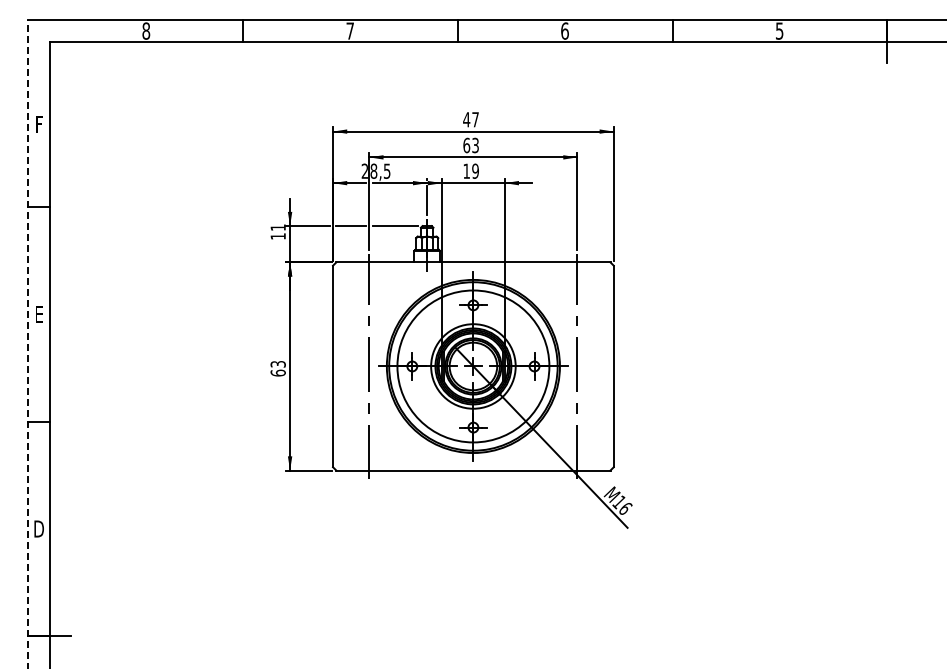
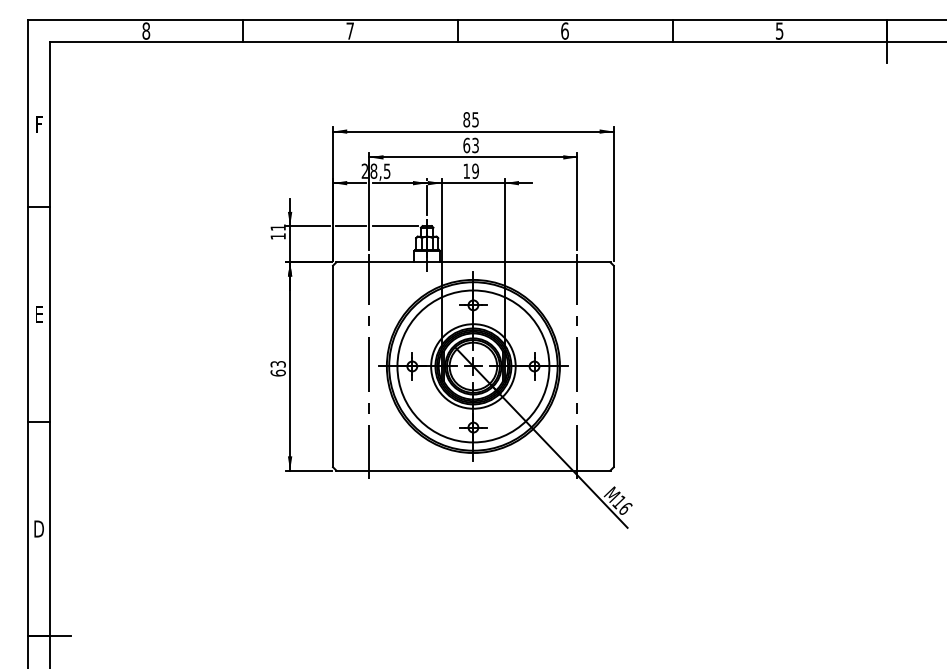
text: 47 -> 85 (470, 119)
line: dashed -> solid (28, 344)
